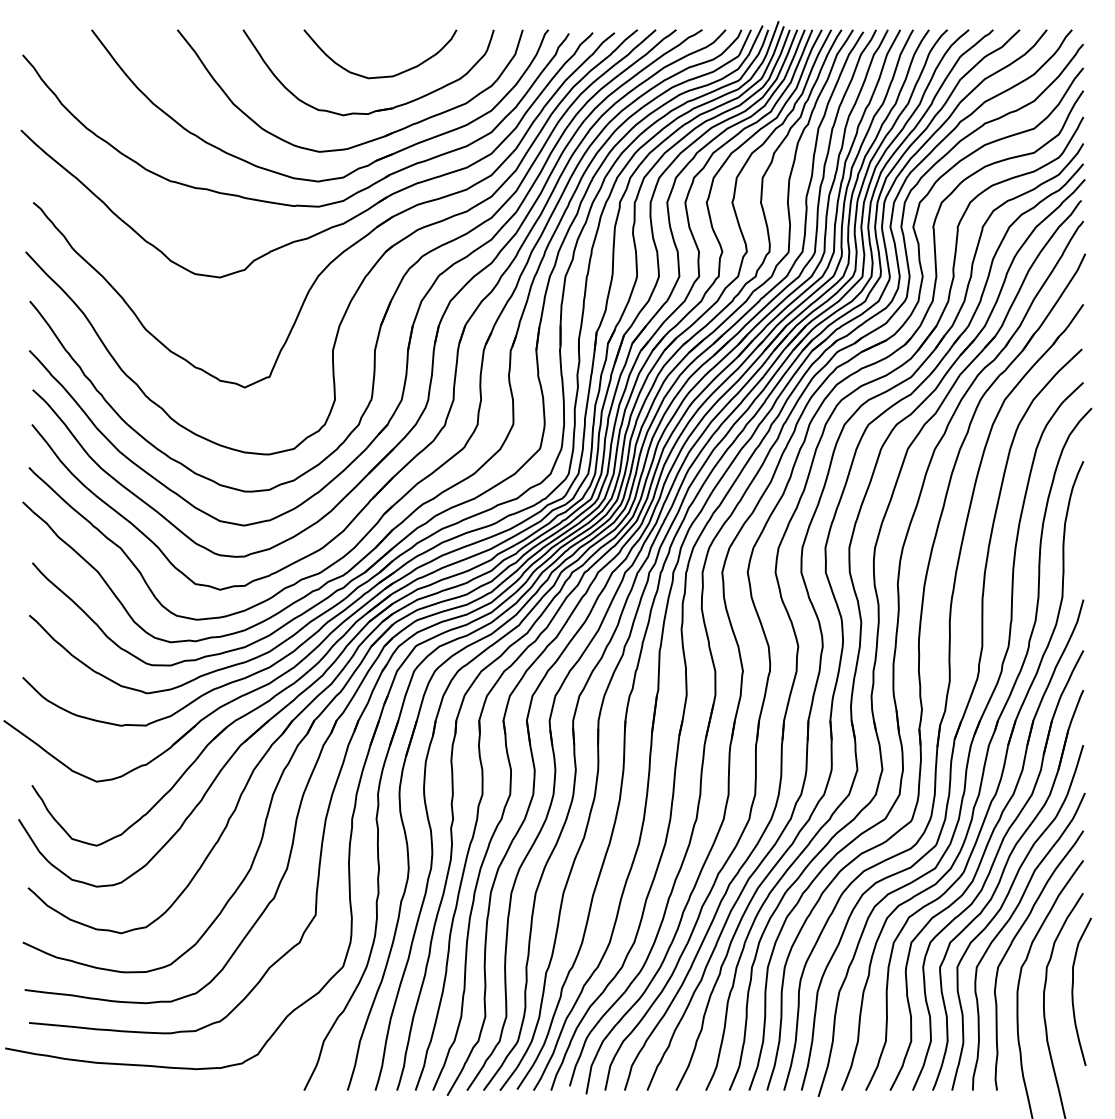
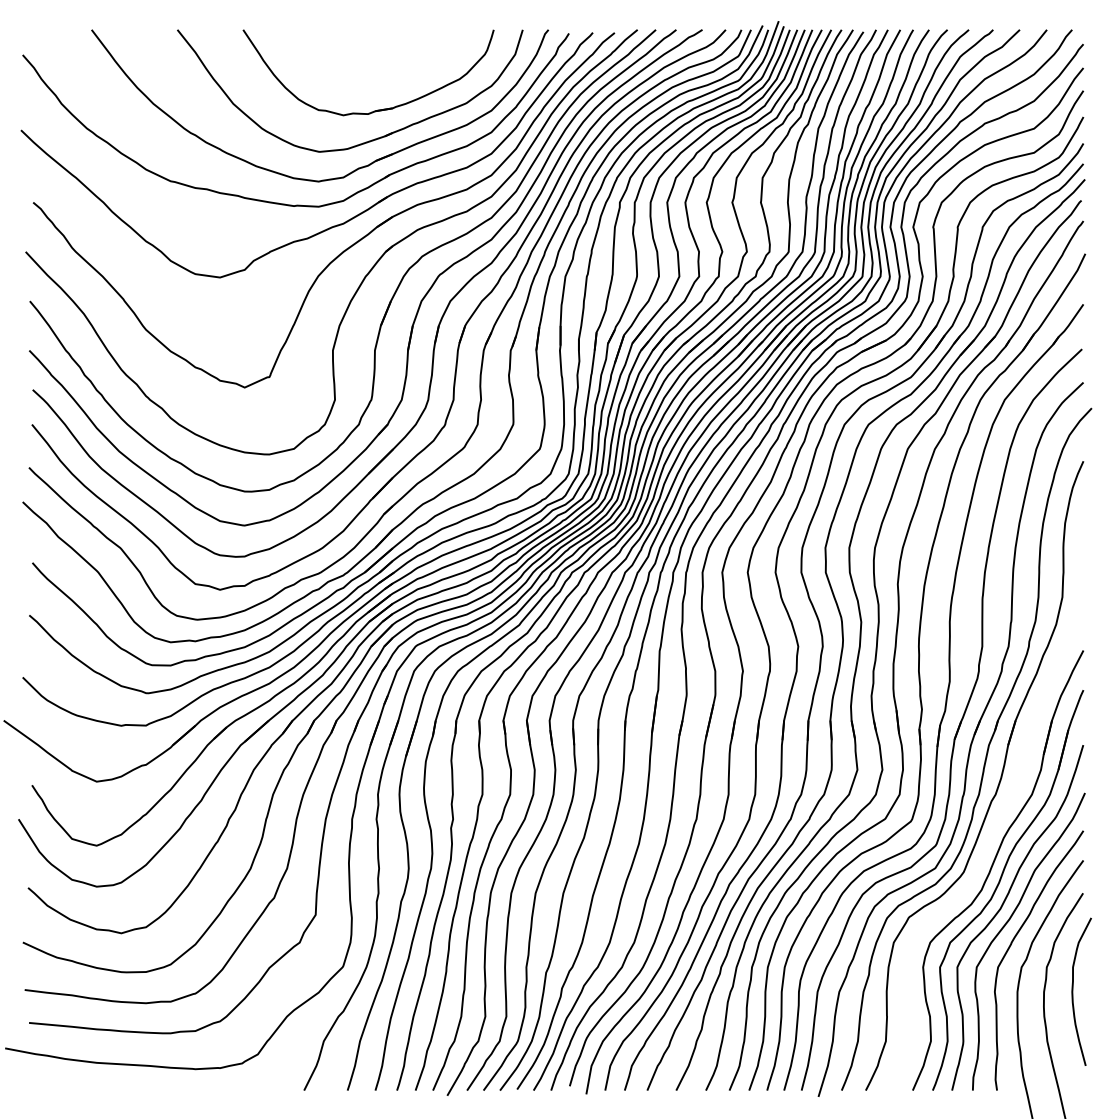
curve: present -> none (380, 76)
part: present -> none (986, 844)
